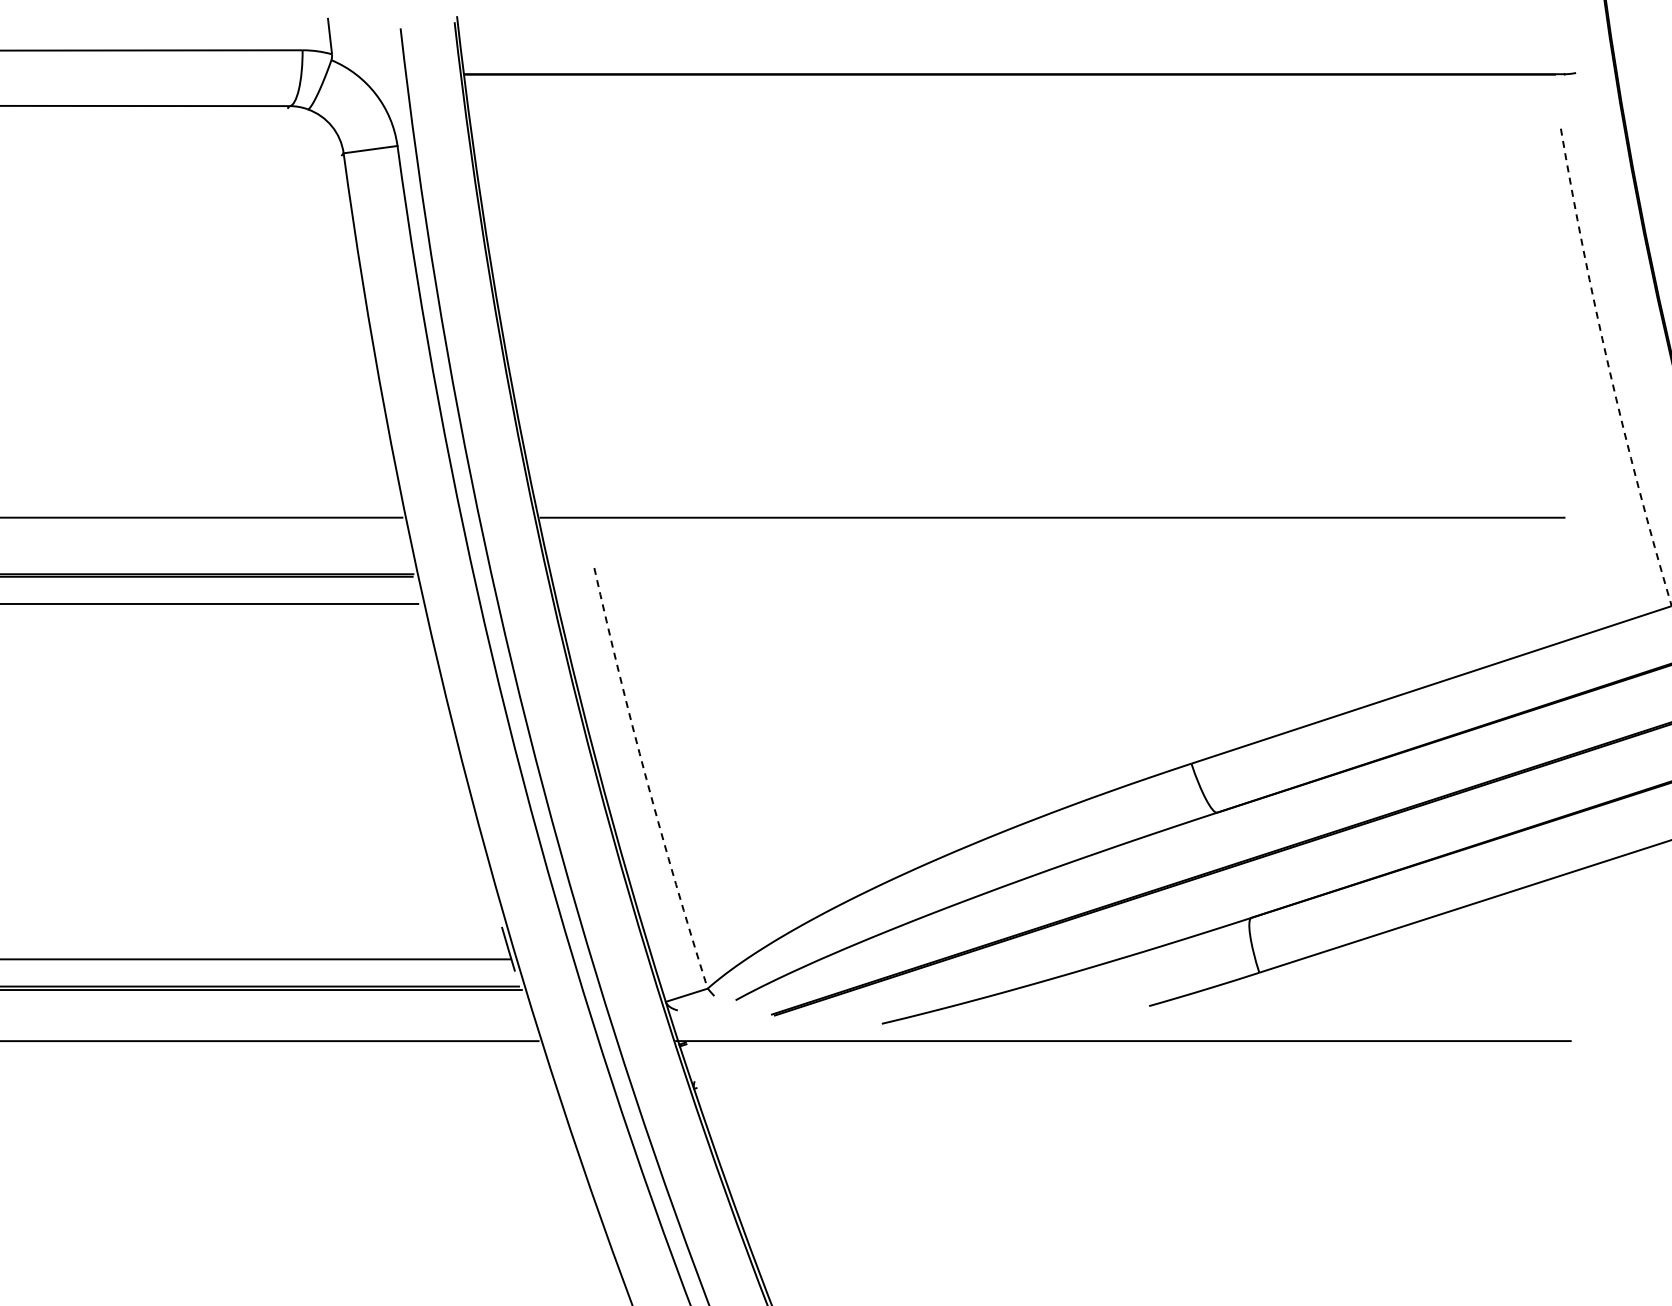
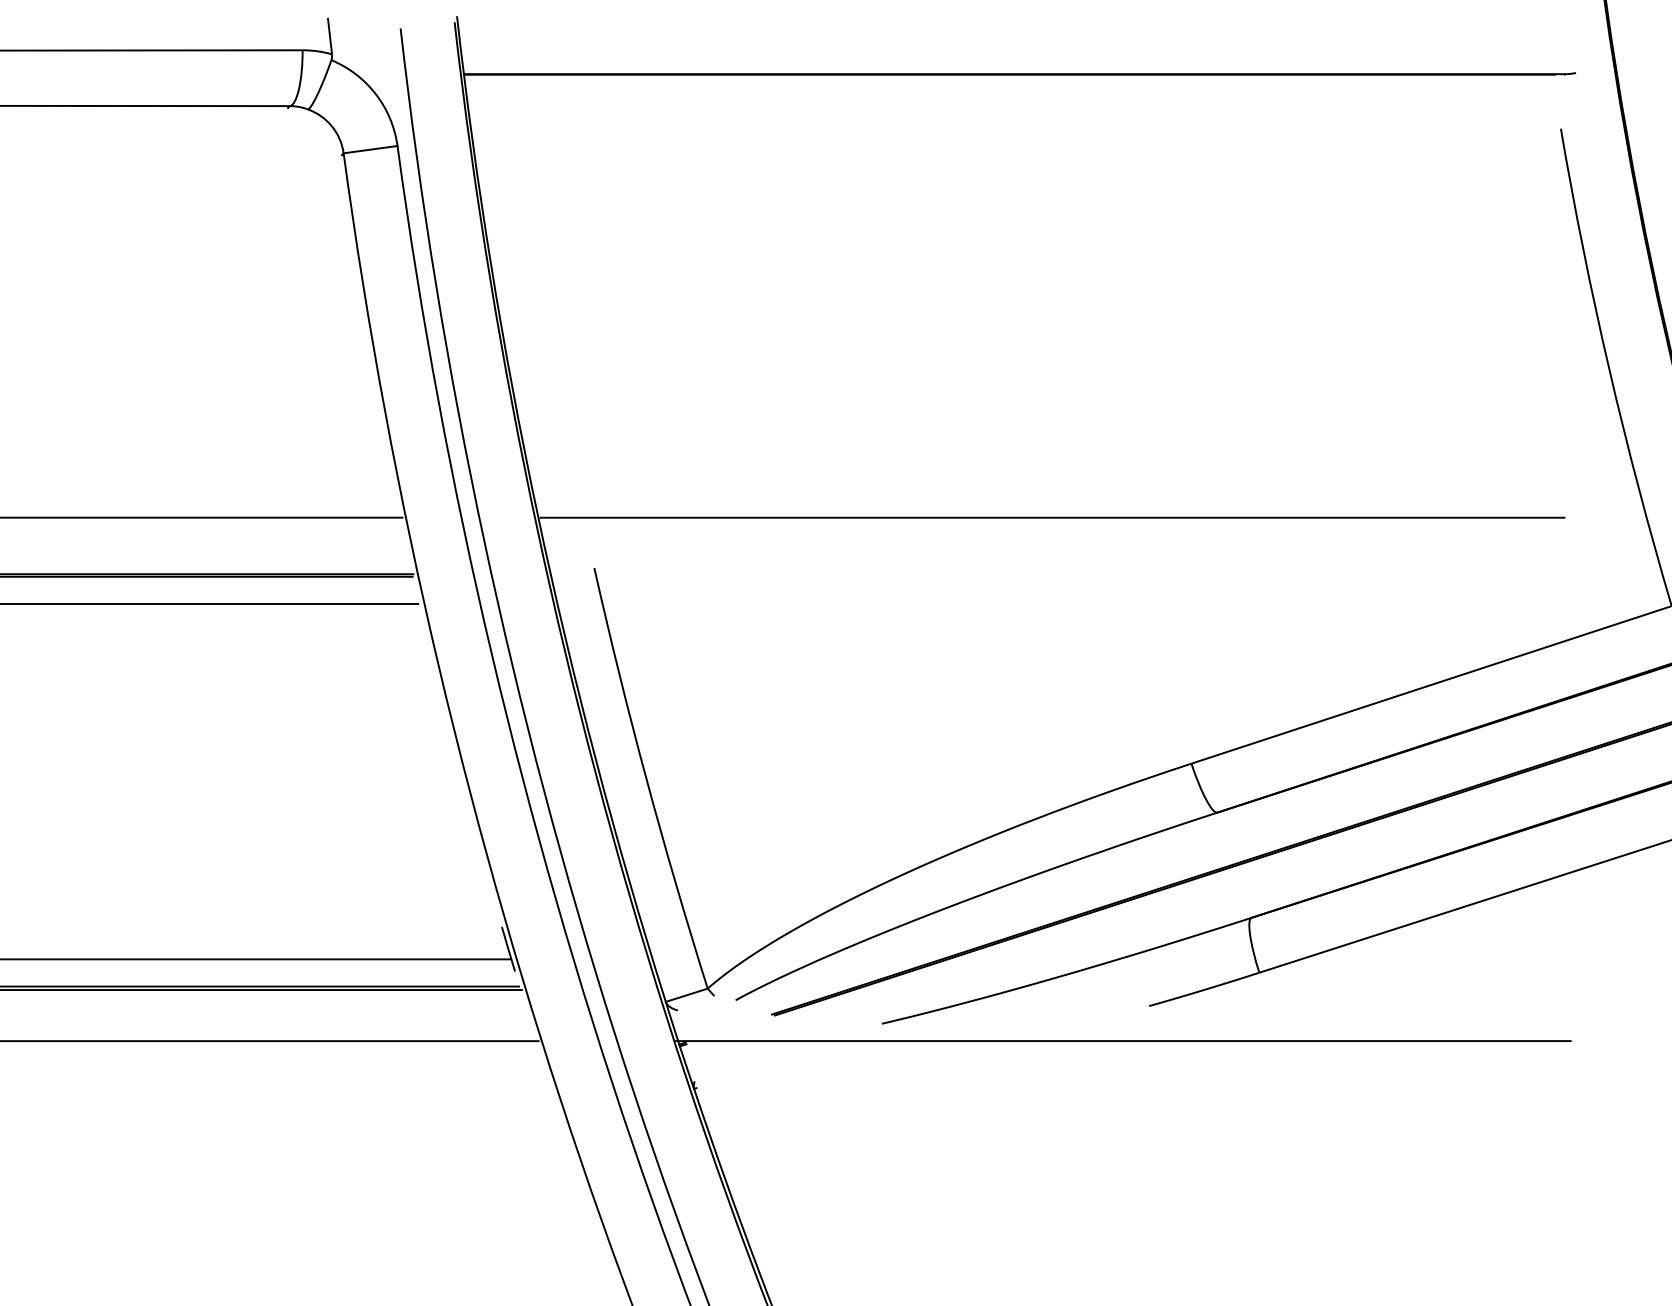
arc: dashed -> solid (1609, 369)
arc: dashed -> solid (646, 779)
